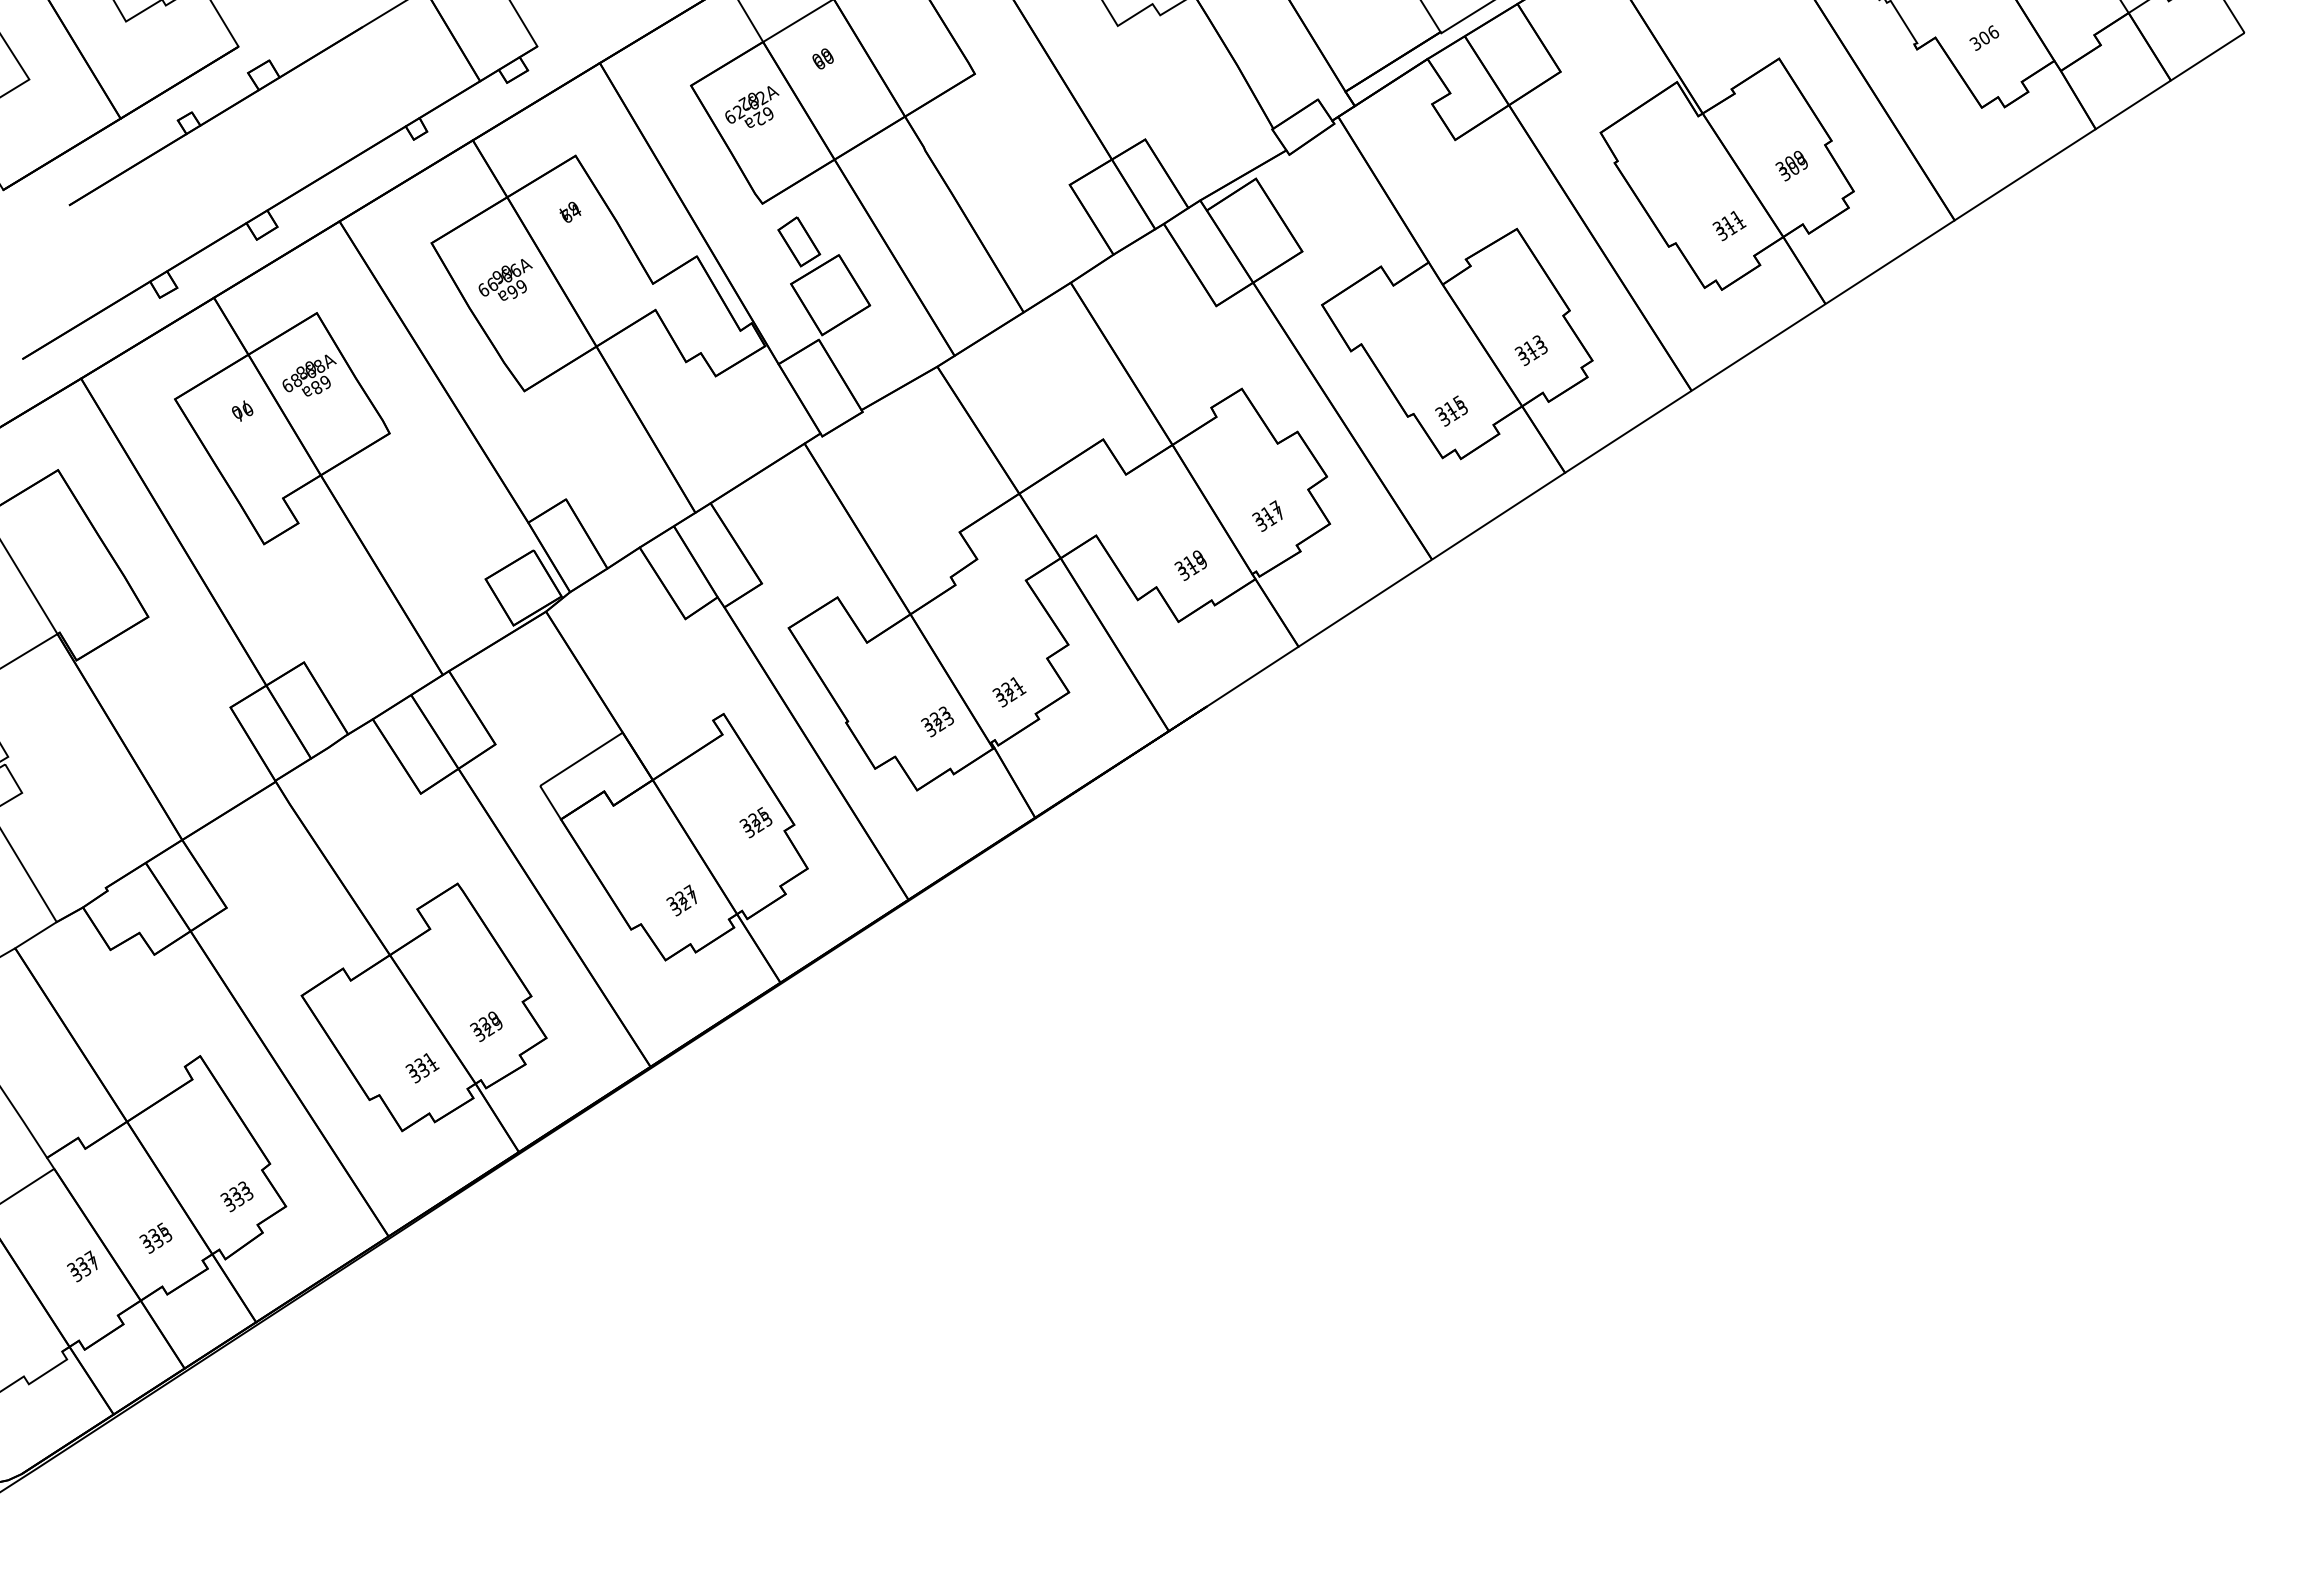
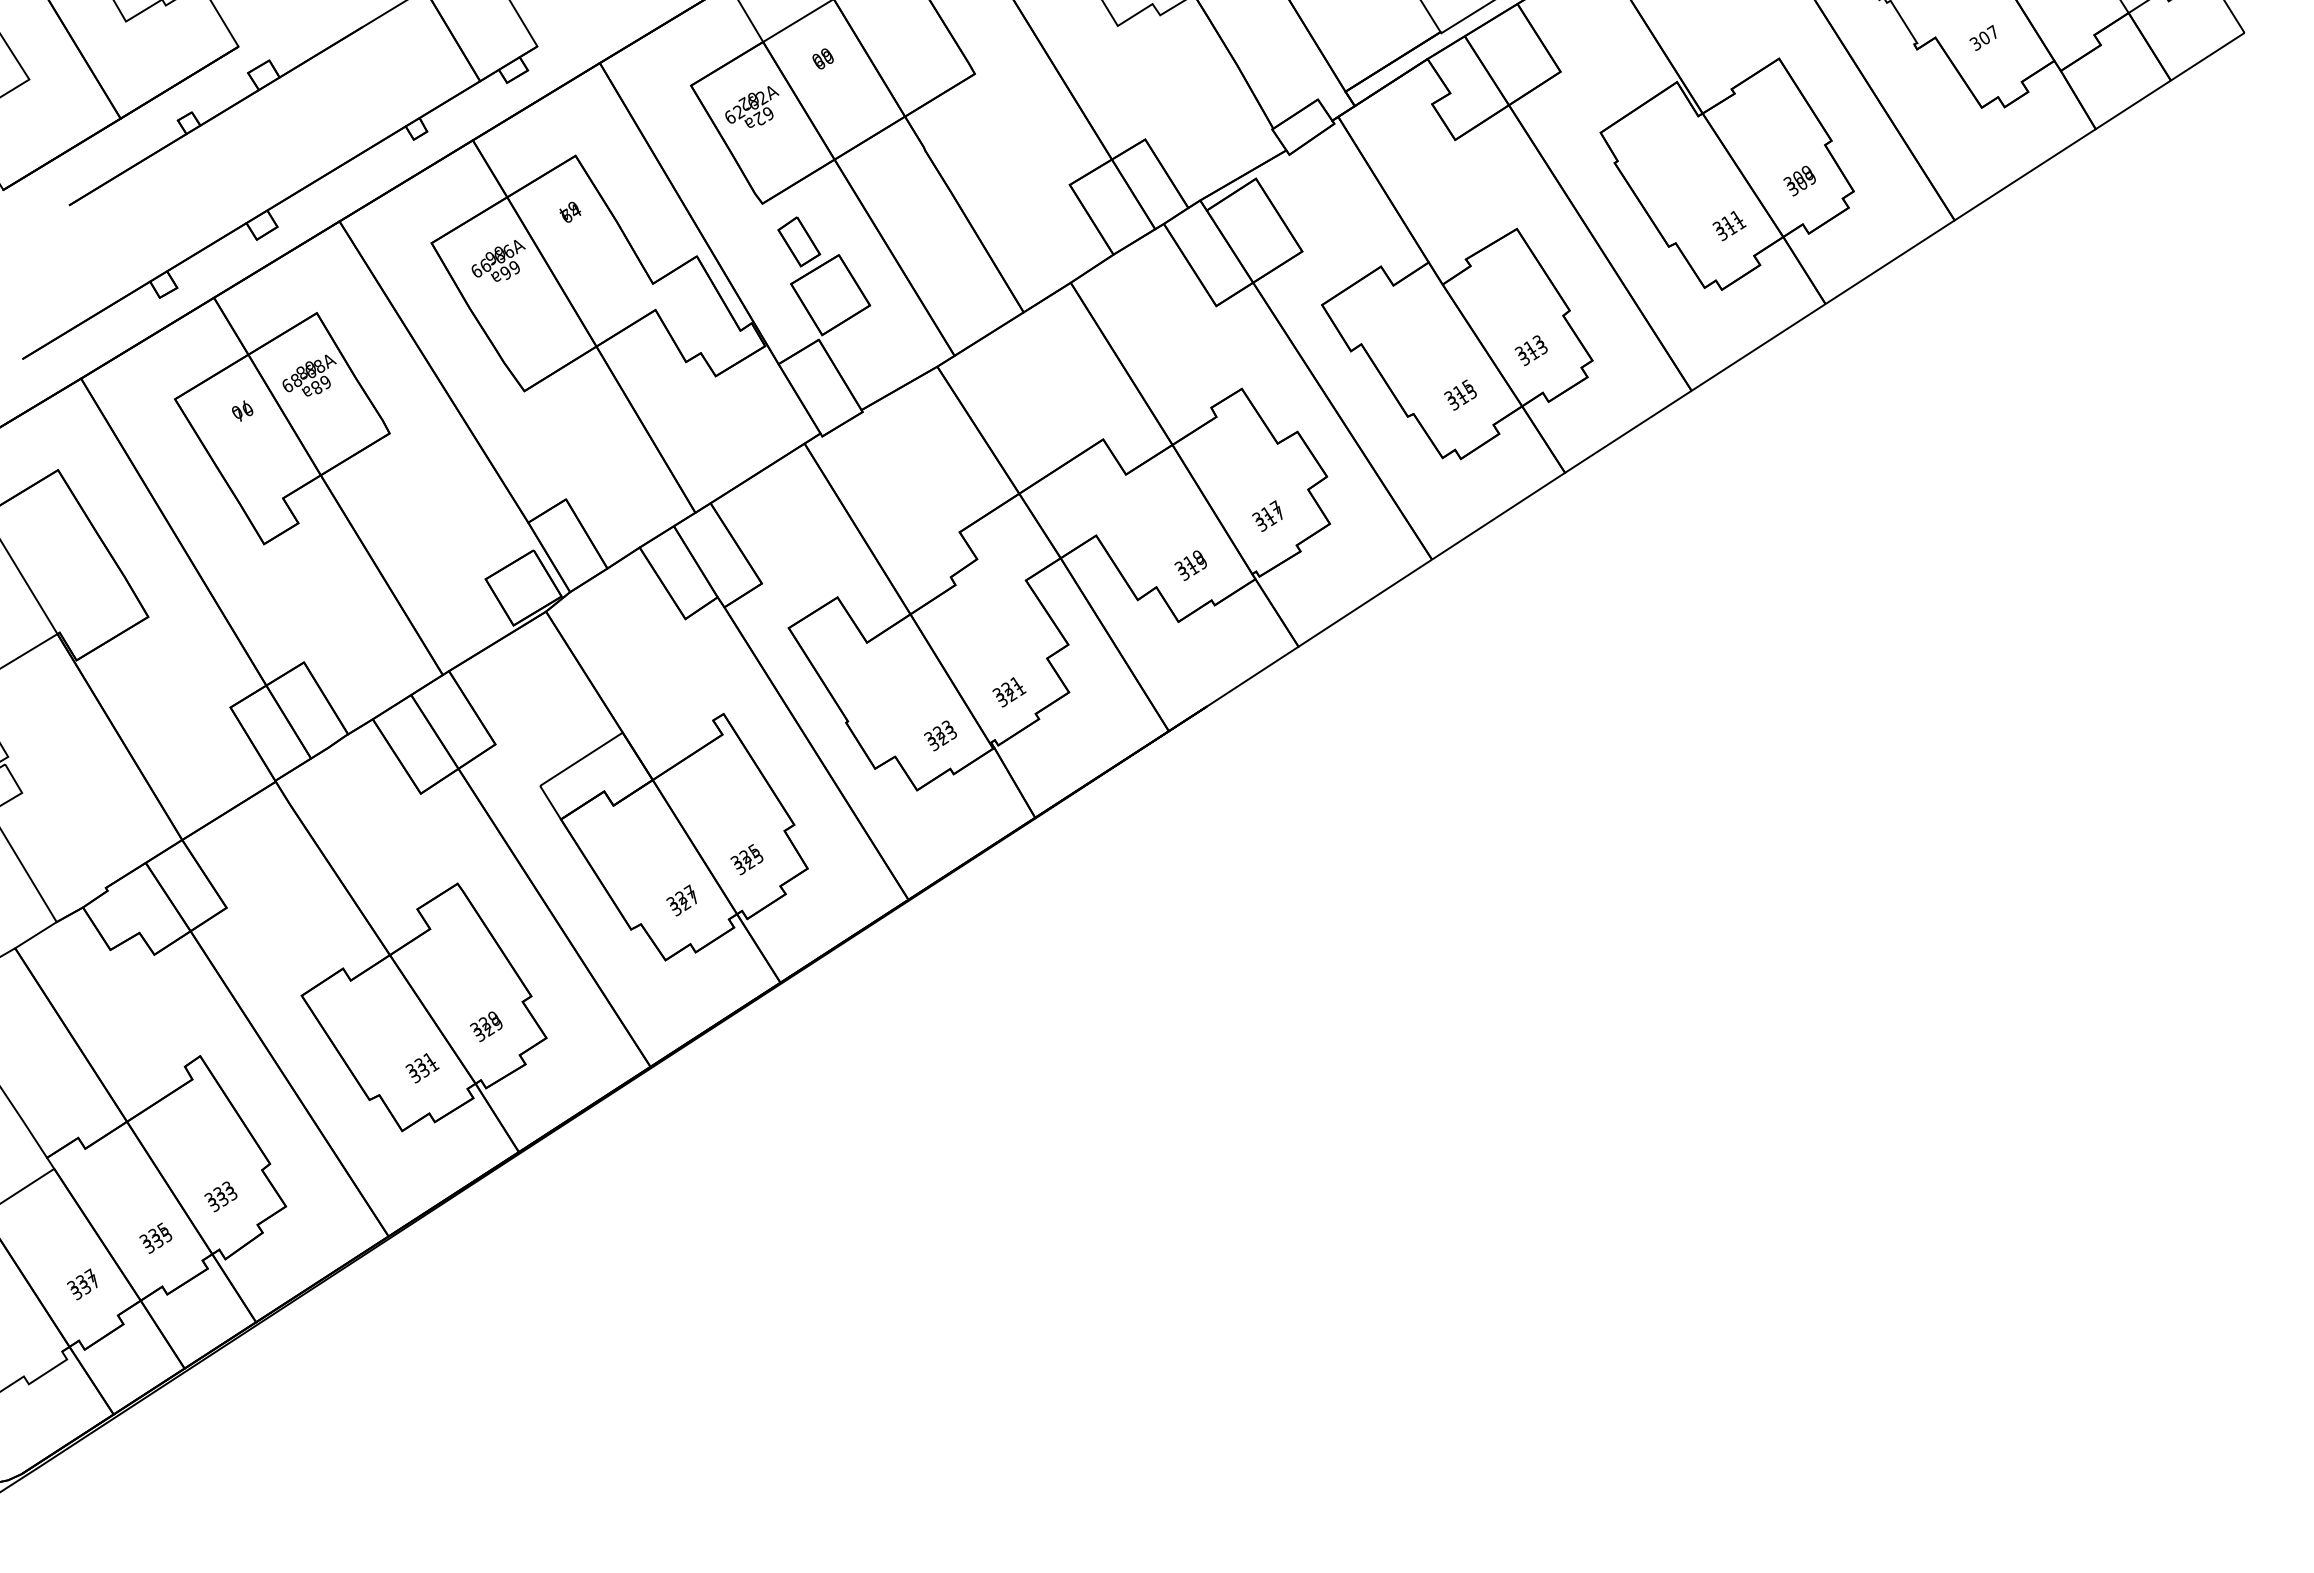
text: 306 -> 307 (1992, 31)
text position: (1791, 166) -> (1799, 181) (1799, 181)
text position: (505, 279) -> (498, 260) (498, 260)
text position: (1451, 410) -> (1460, 394) (1460, 394)
text position: (937, 721) -> (940, 735) (940, 735)
text position: (755, 822) -> (746, 859) (746, 859)
text position: (236, 1196) -> (220, 1196) (220, 1196)
text position: (82, 1266) -> (82, 1284) (82, 1284)
